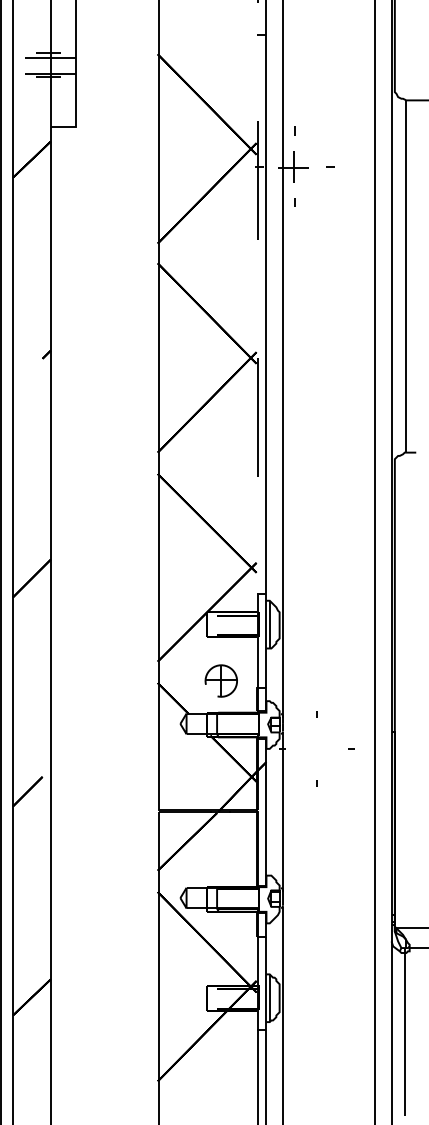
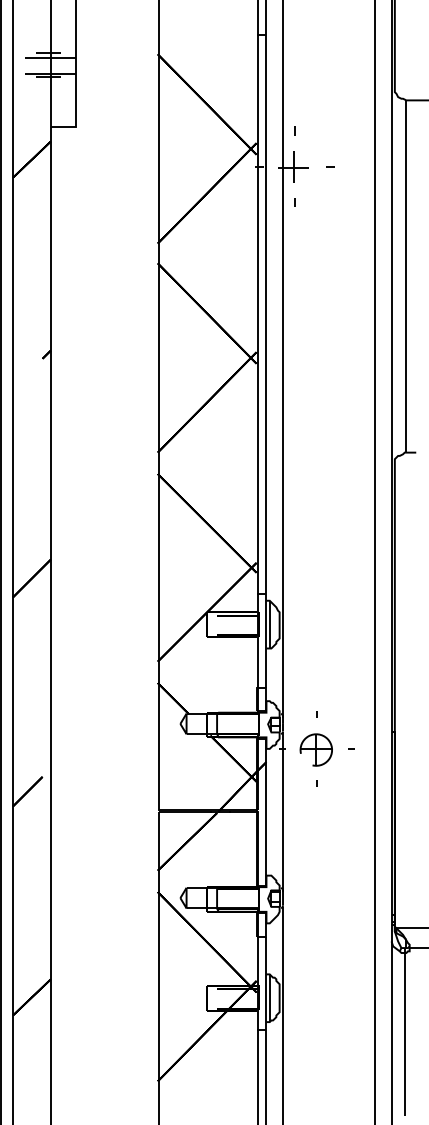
line: dashed -> solid (258, 356)
part position: (220, 680) -> (315, 749) (315, 749)
